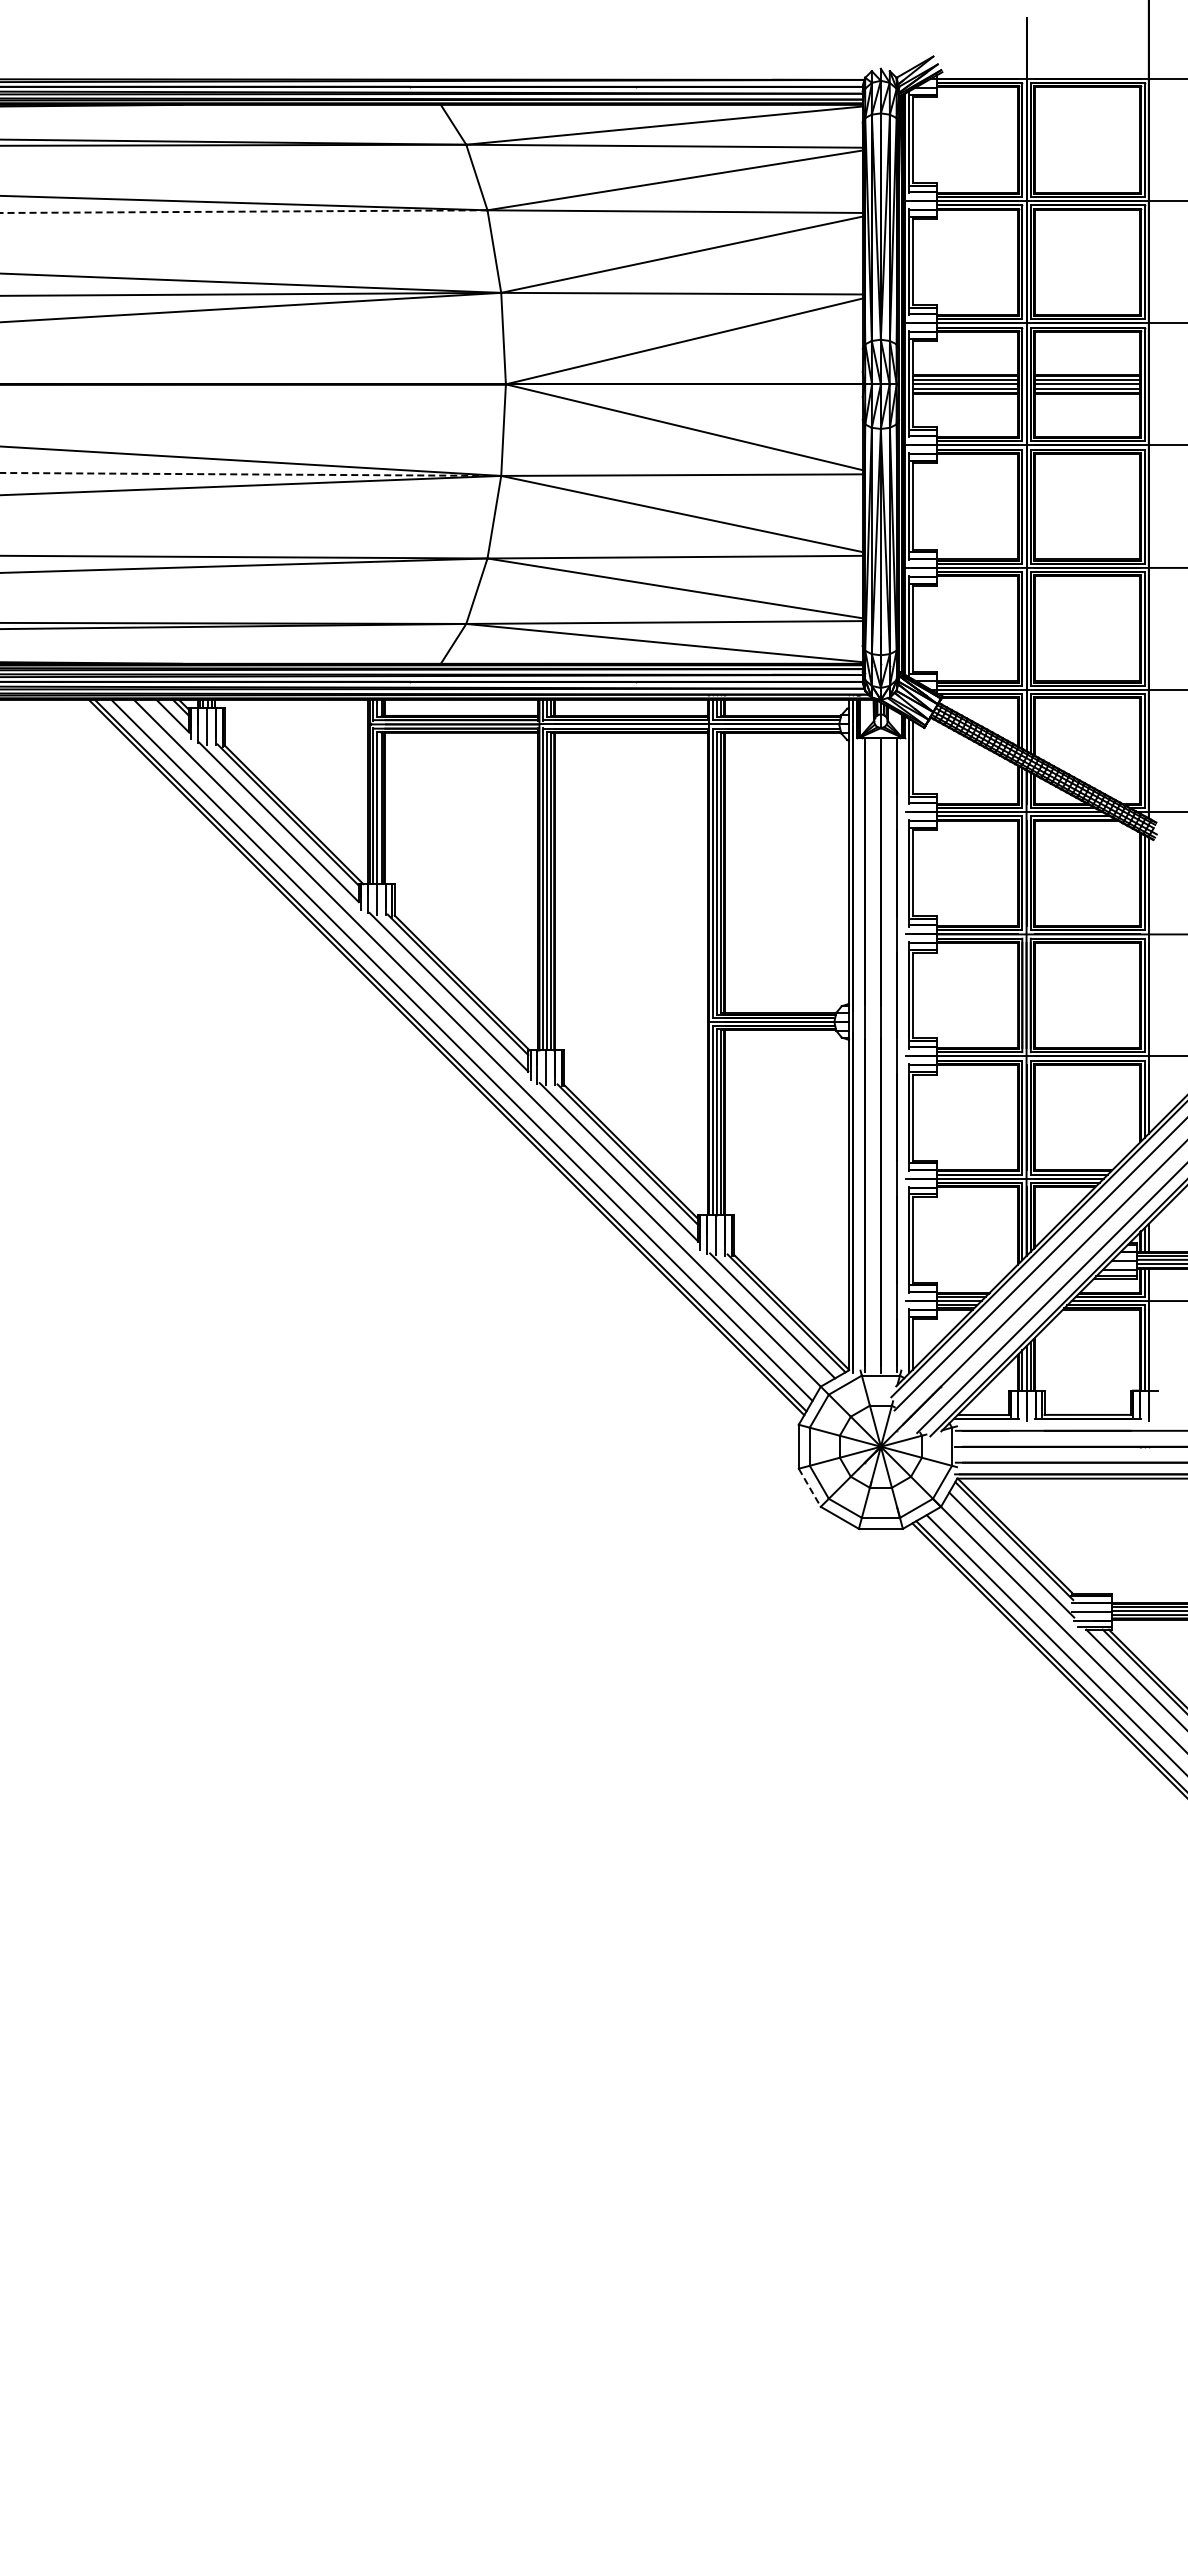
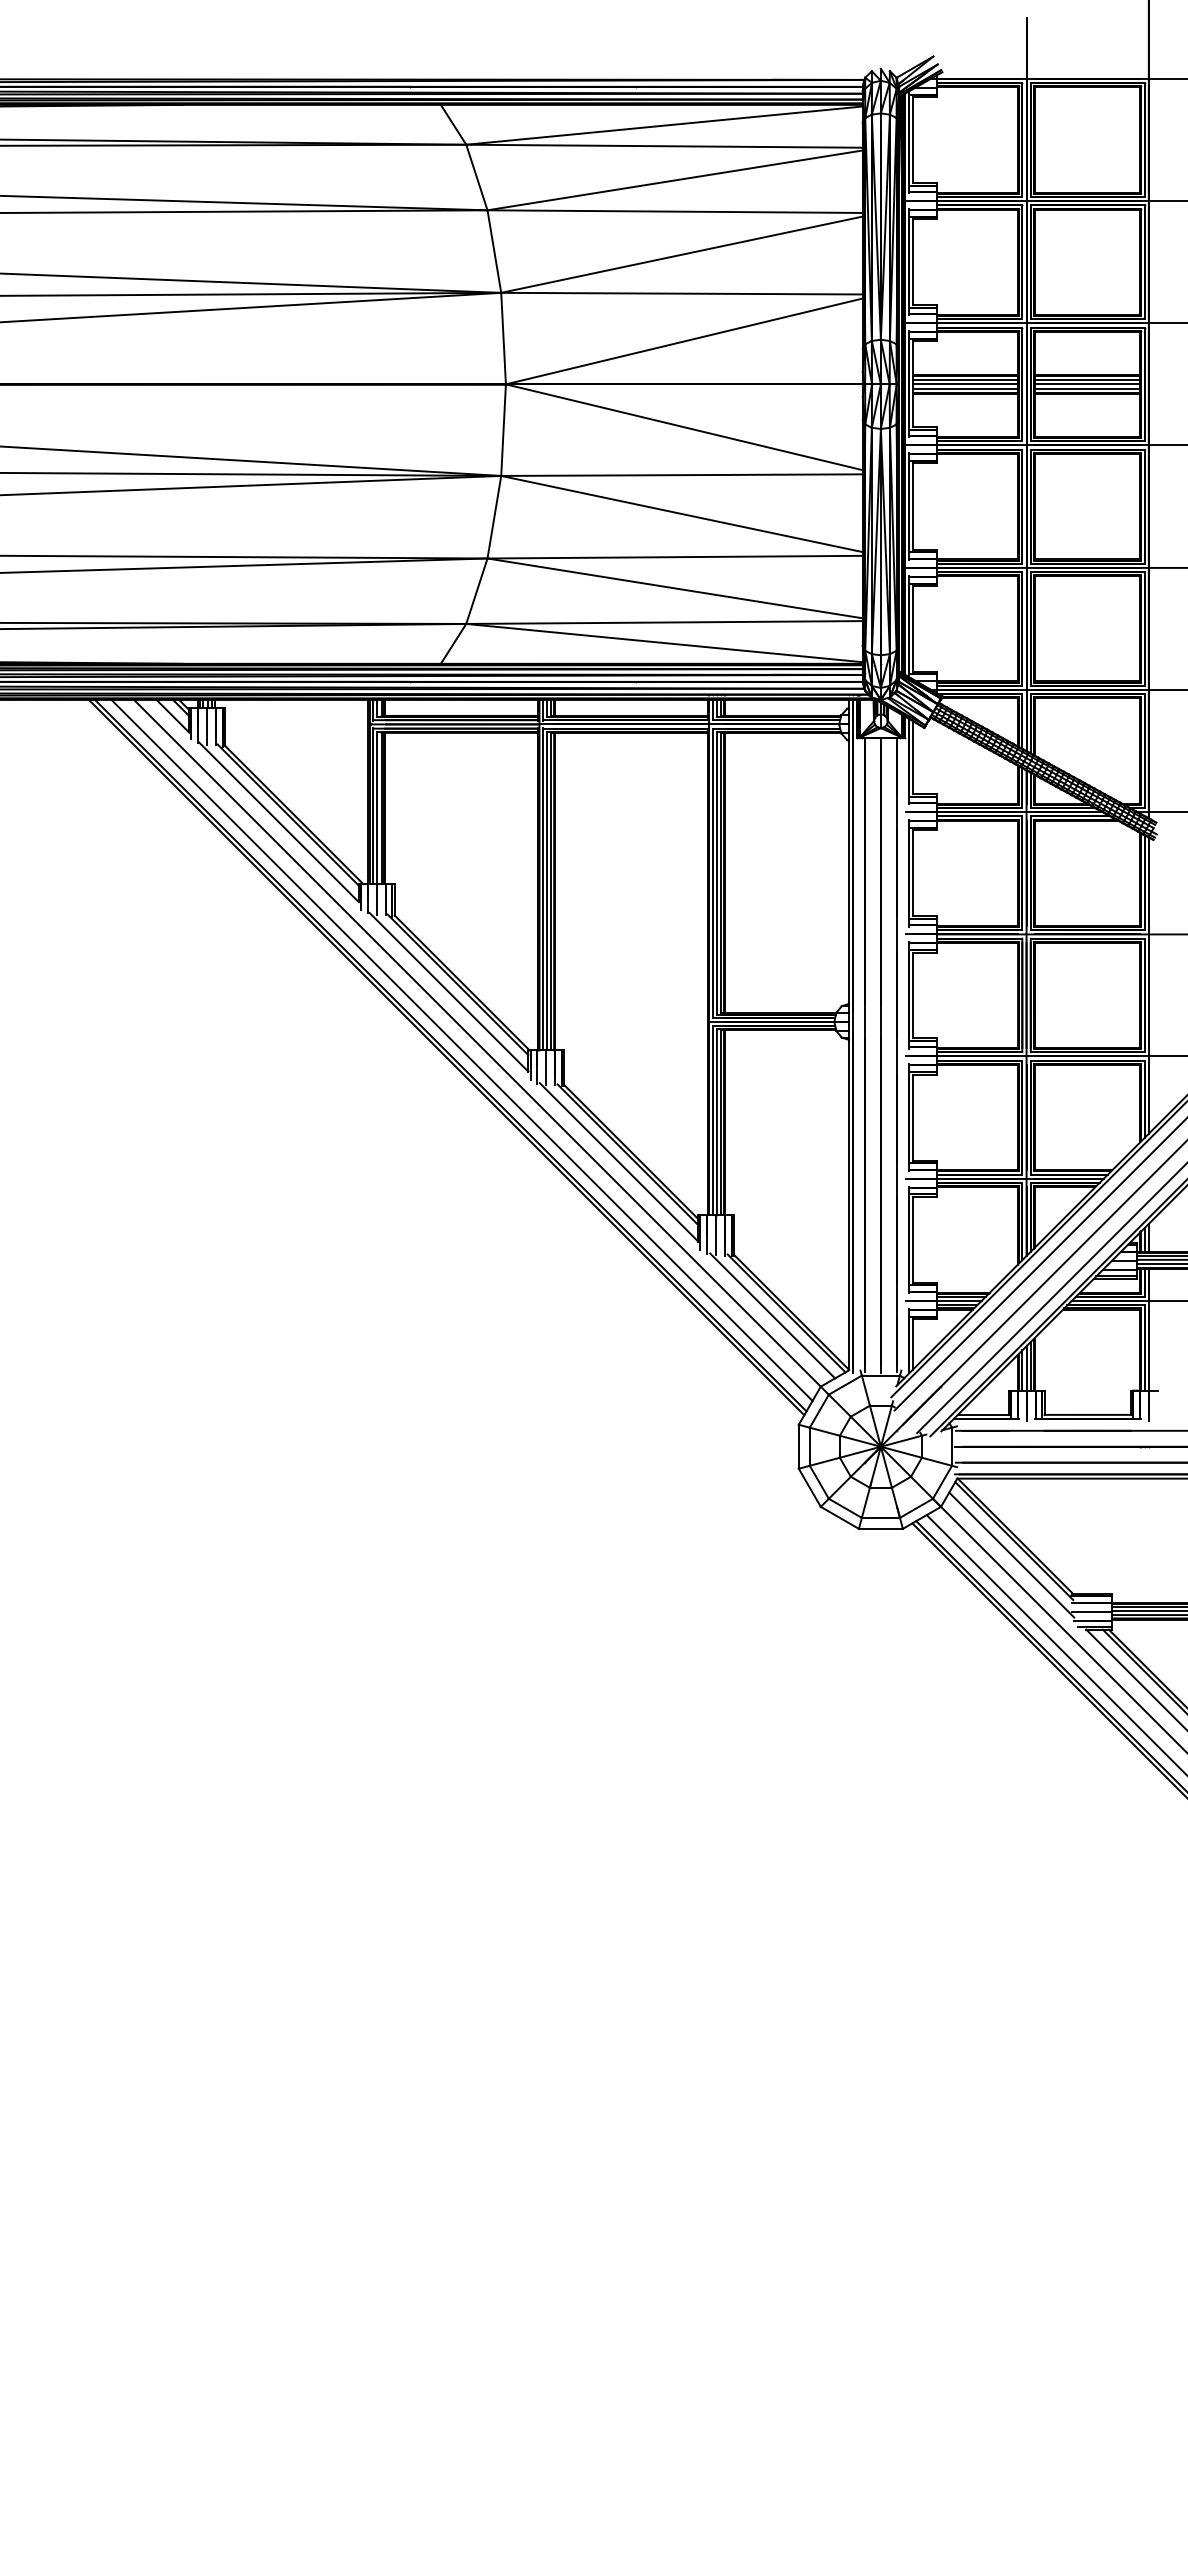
line: dashed -> solid (243, 211)
line: dashed -> solid (250, 474)
line: dashed -> solid (810, 1488)
